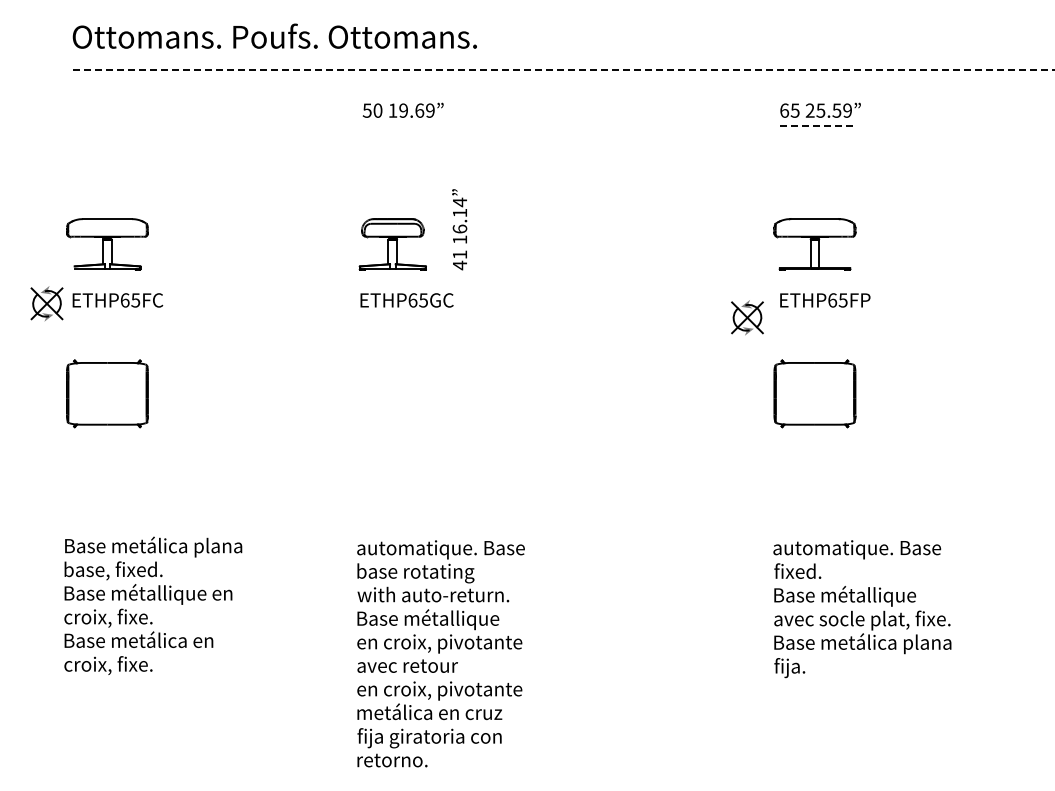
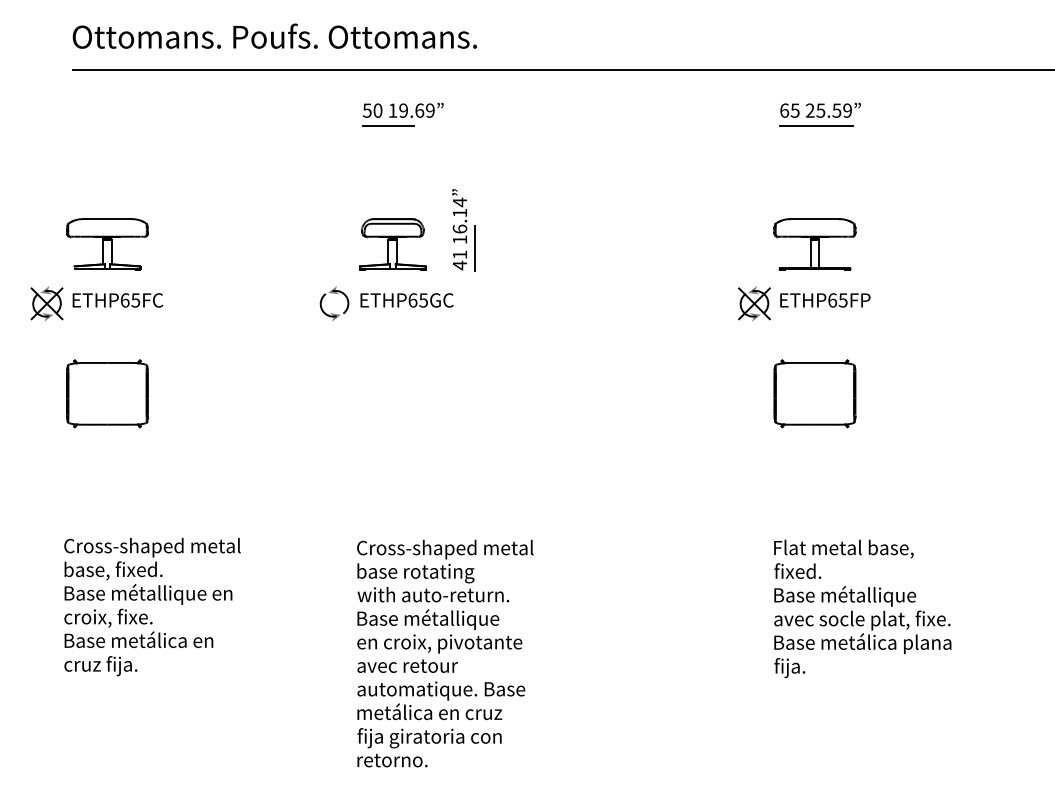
line: dashed -> solid (563, 70)
line: none -> present (388, 125)
line: dashed -> solid (815, 125)
line: none -> present (475, 248)
part: none -> present (338, 294)
part position: (747, 317) -> (754, 303) (754, 303)
text: Base metálica plana -> Cross-shaped metal (153, 546)
text: automatique. Base -> Cross-shaped metal (445, 549)
text: automatique. Base -> Flat metal base, (857, 549)
text: croix, fixe. -> cruz fija. (116, 666)
text: en croix, pivotante -> automatique. Base (441, 690)
